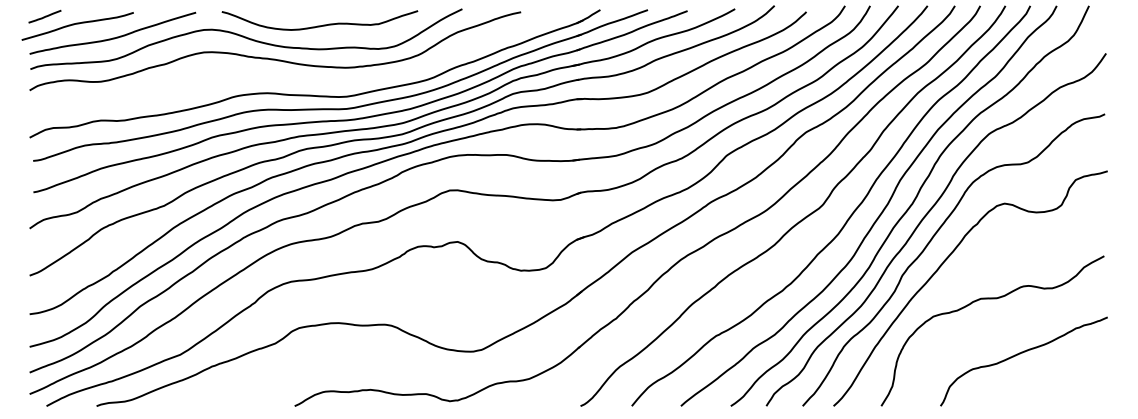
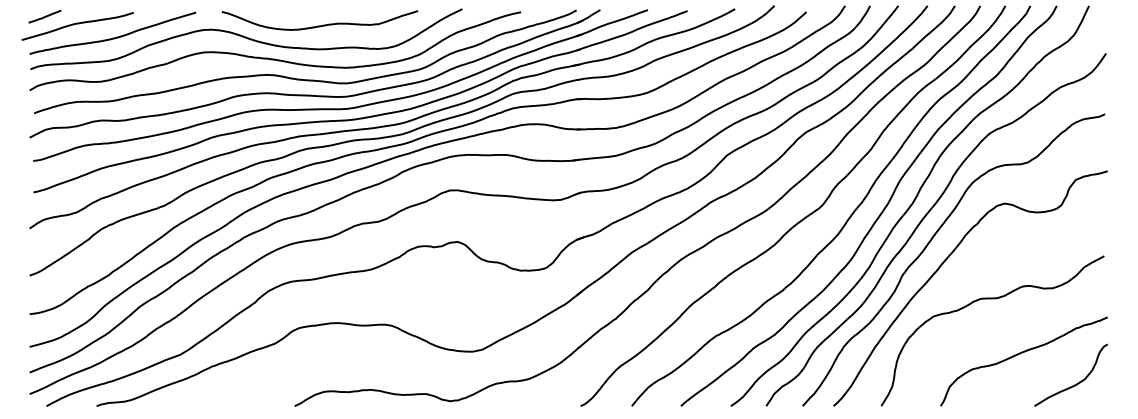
curve: none -> present (301, 78)
curve: none -> present (1077, 382)
